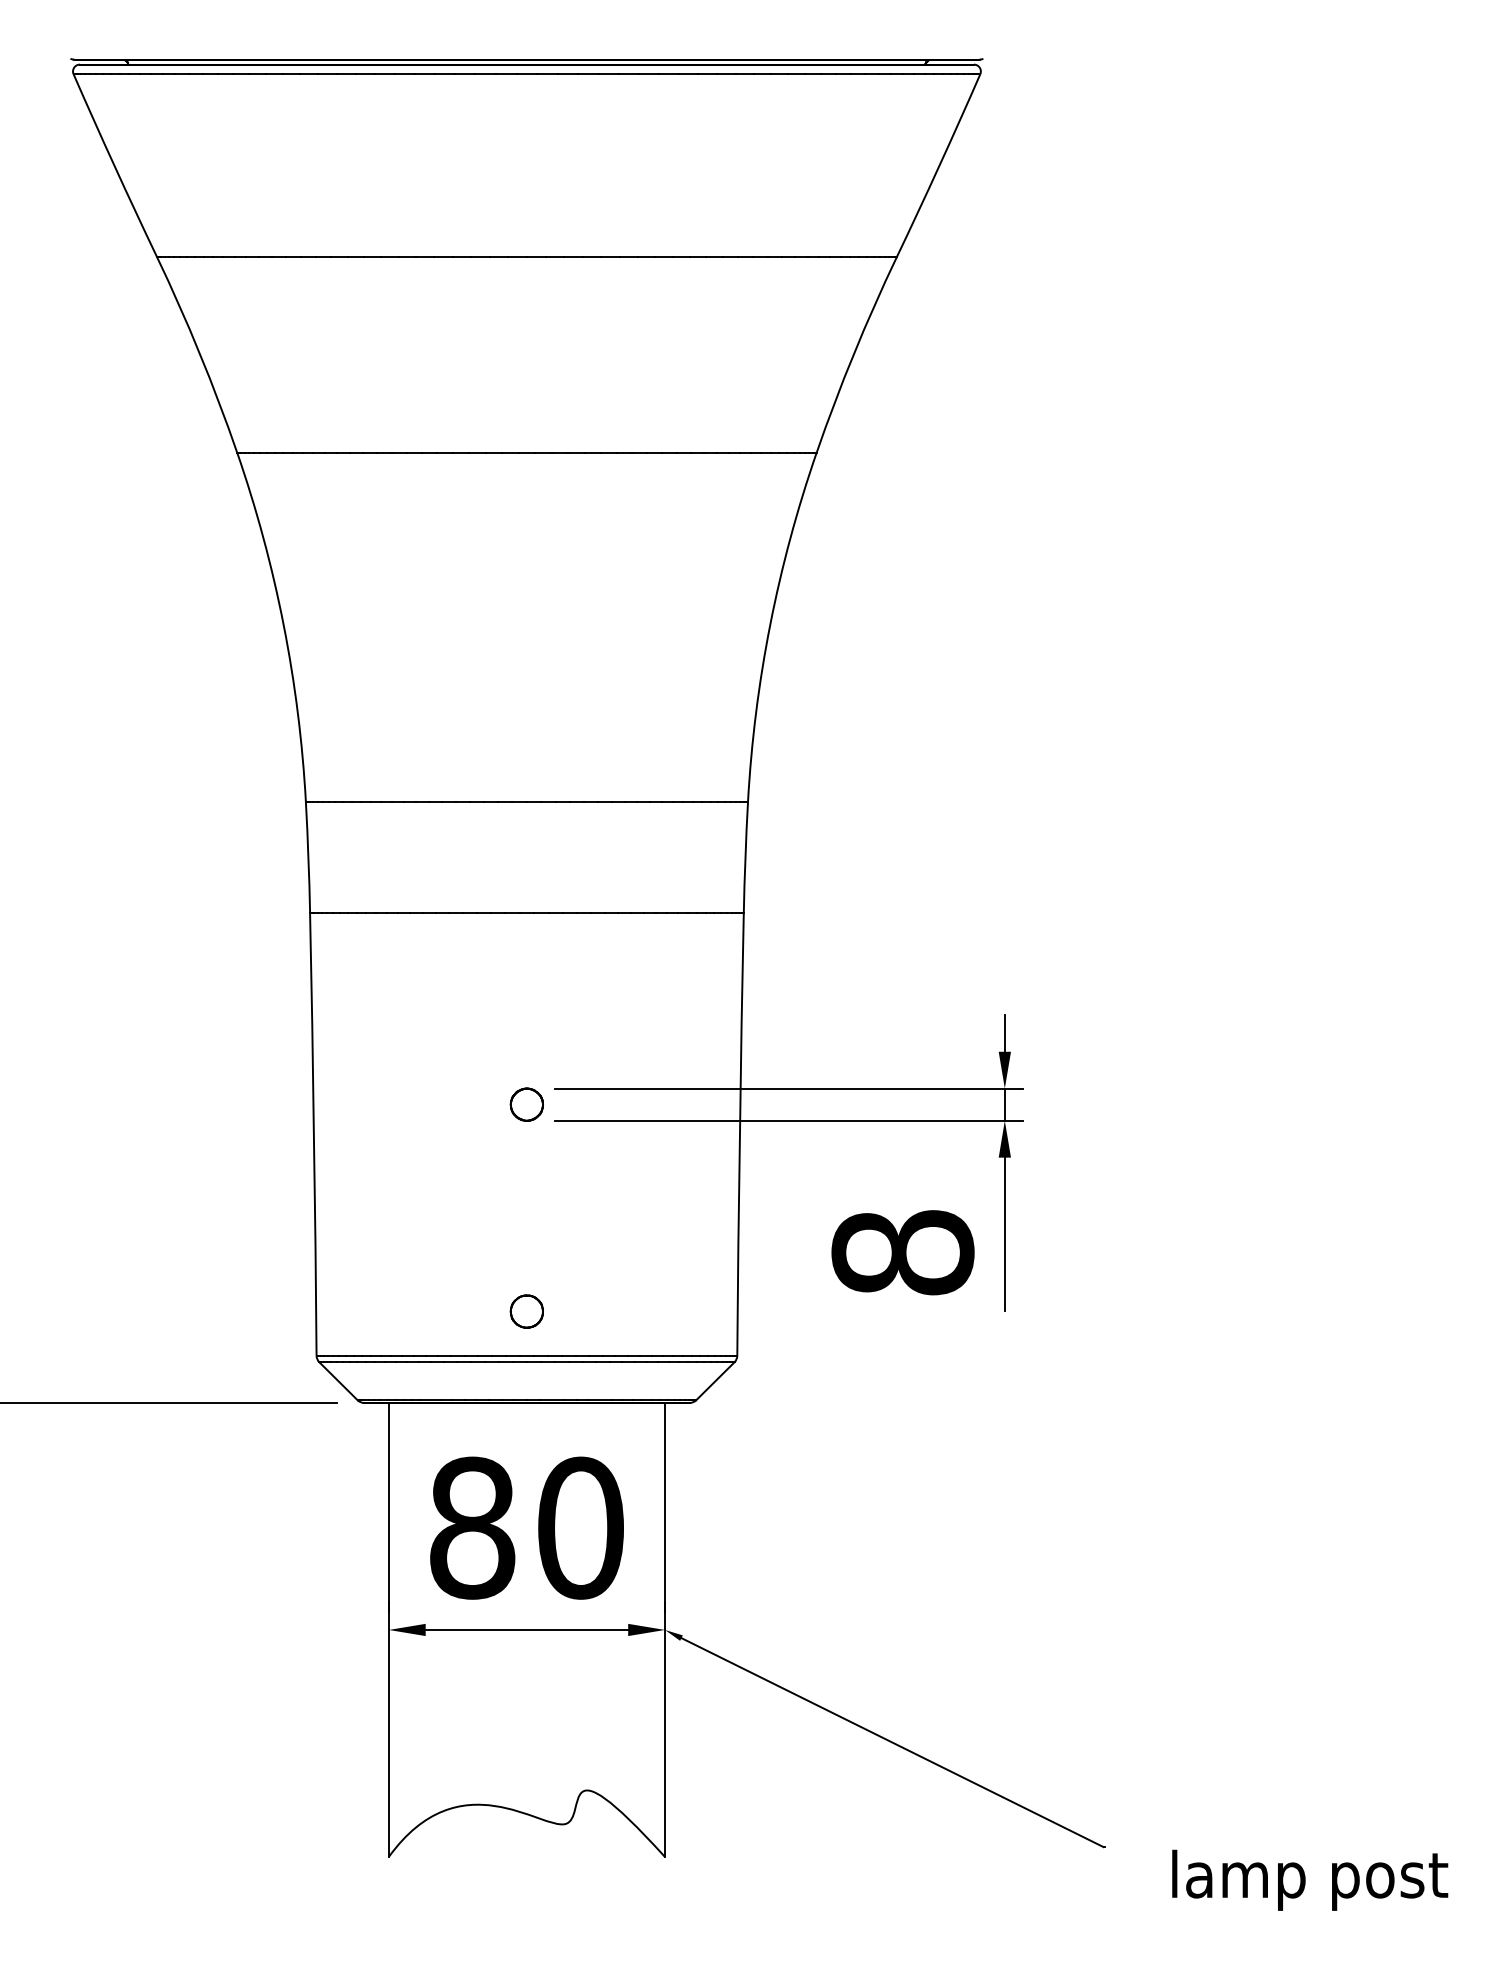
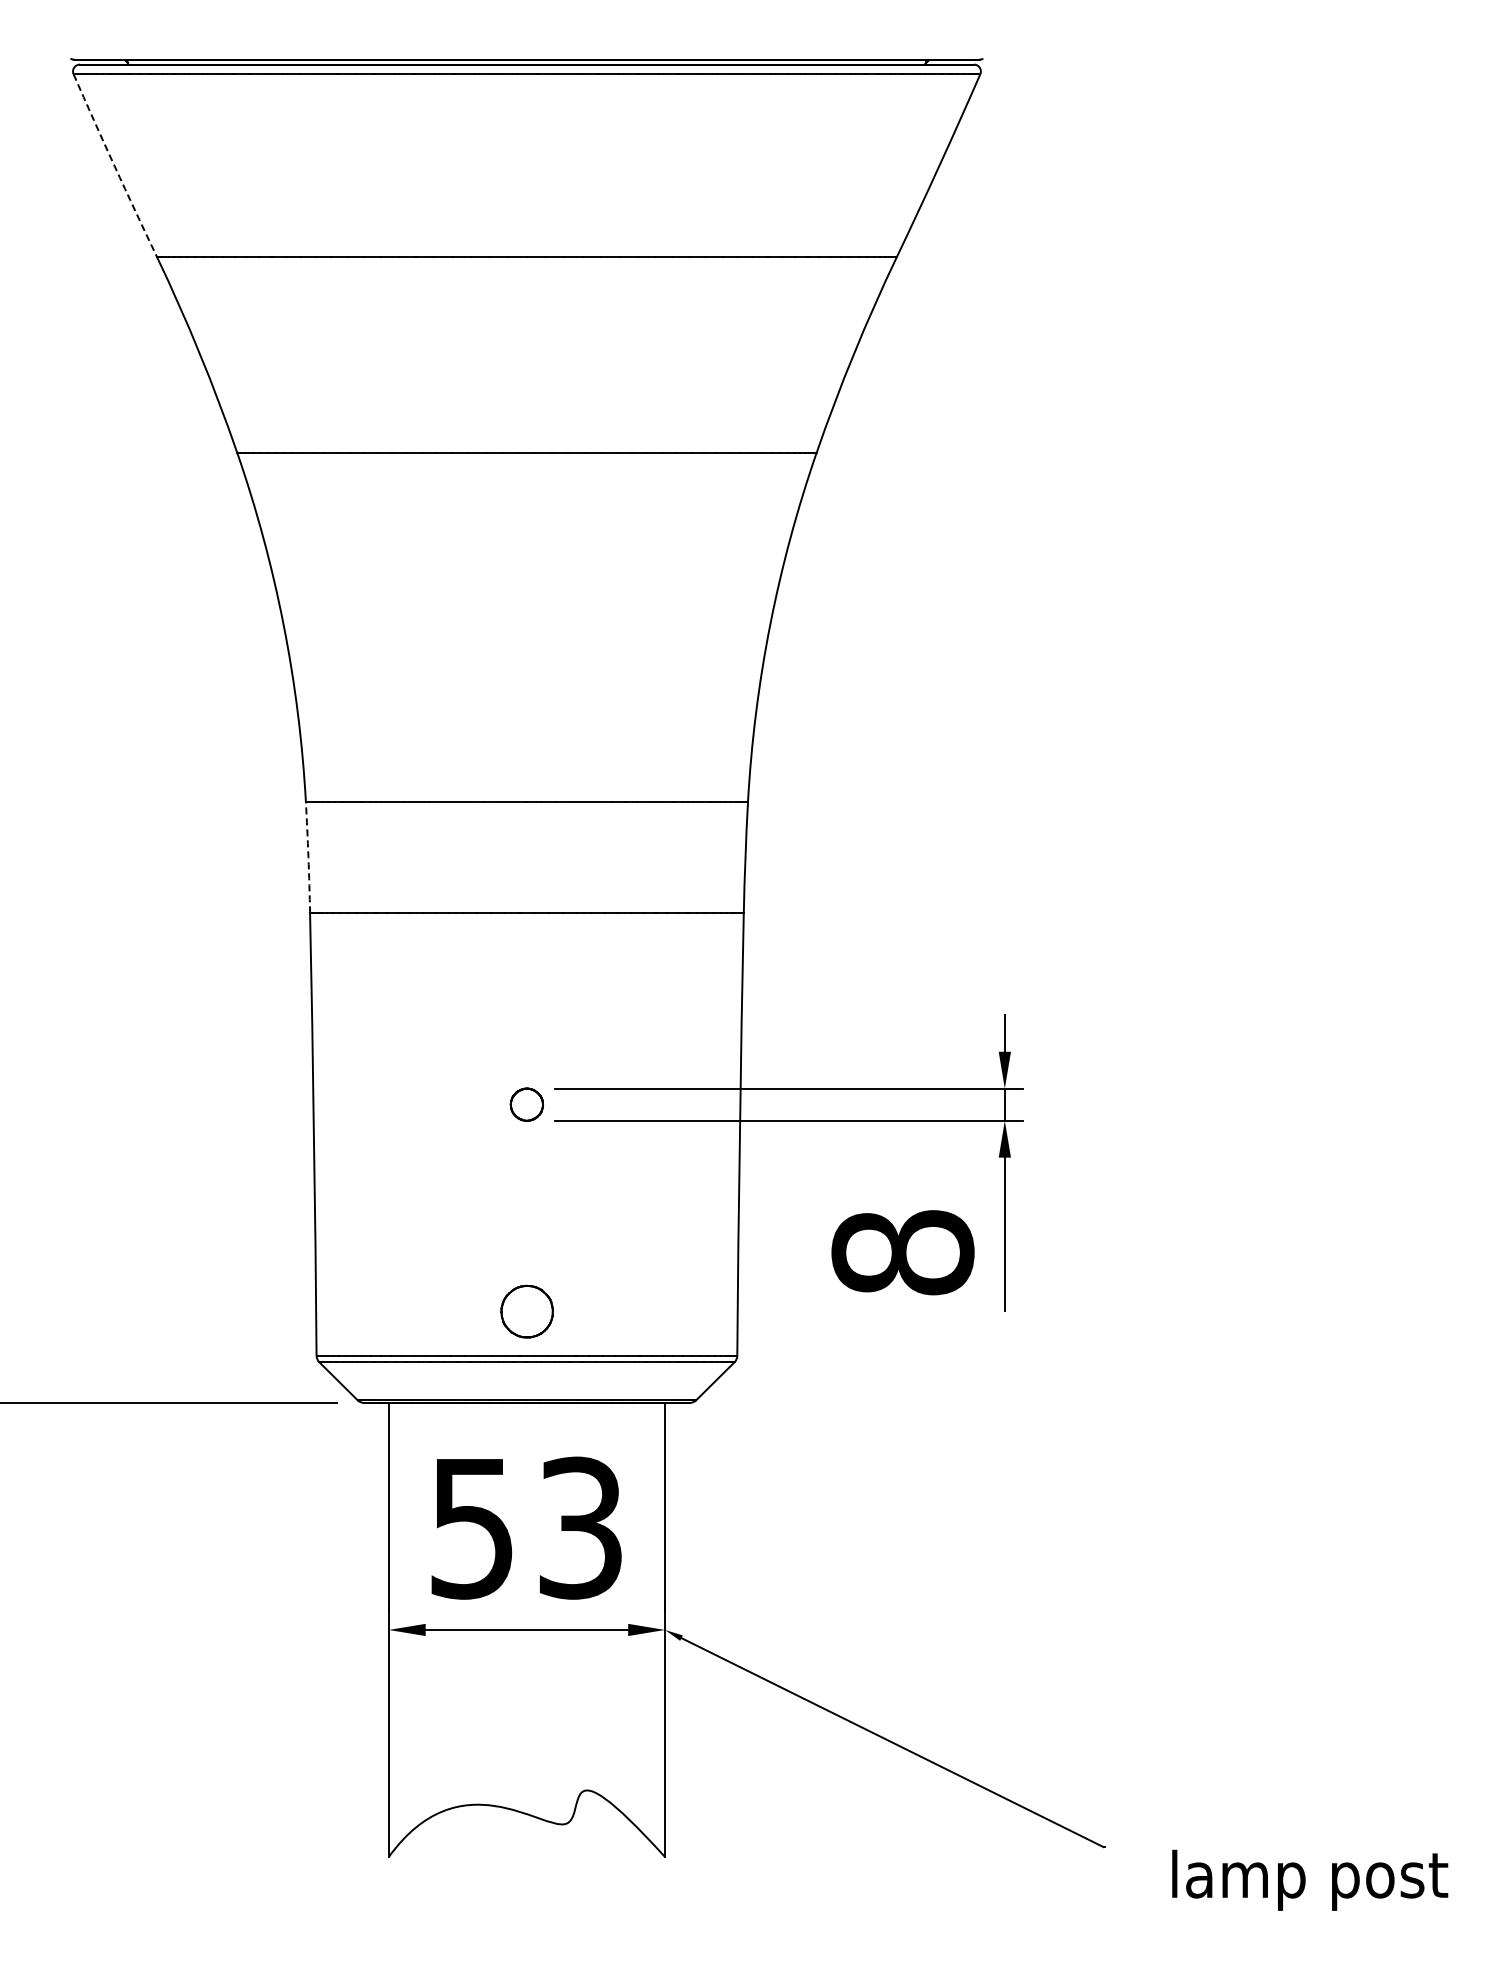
arc: solid -> dashed (114, 166)
arc: solid -> dashed (308, 857)
part size: 35x35 px -> 54x55 px (526, 1311)
text: 80 -> 53 (526, 1527)
